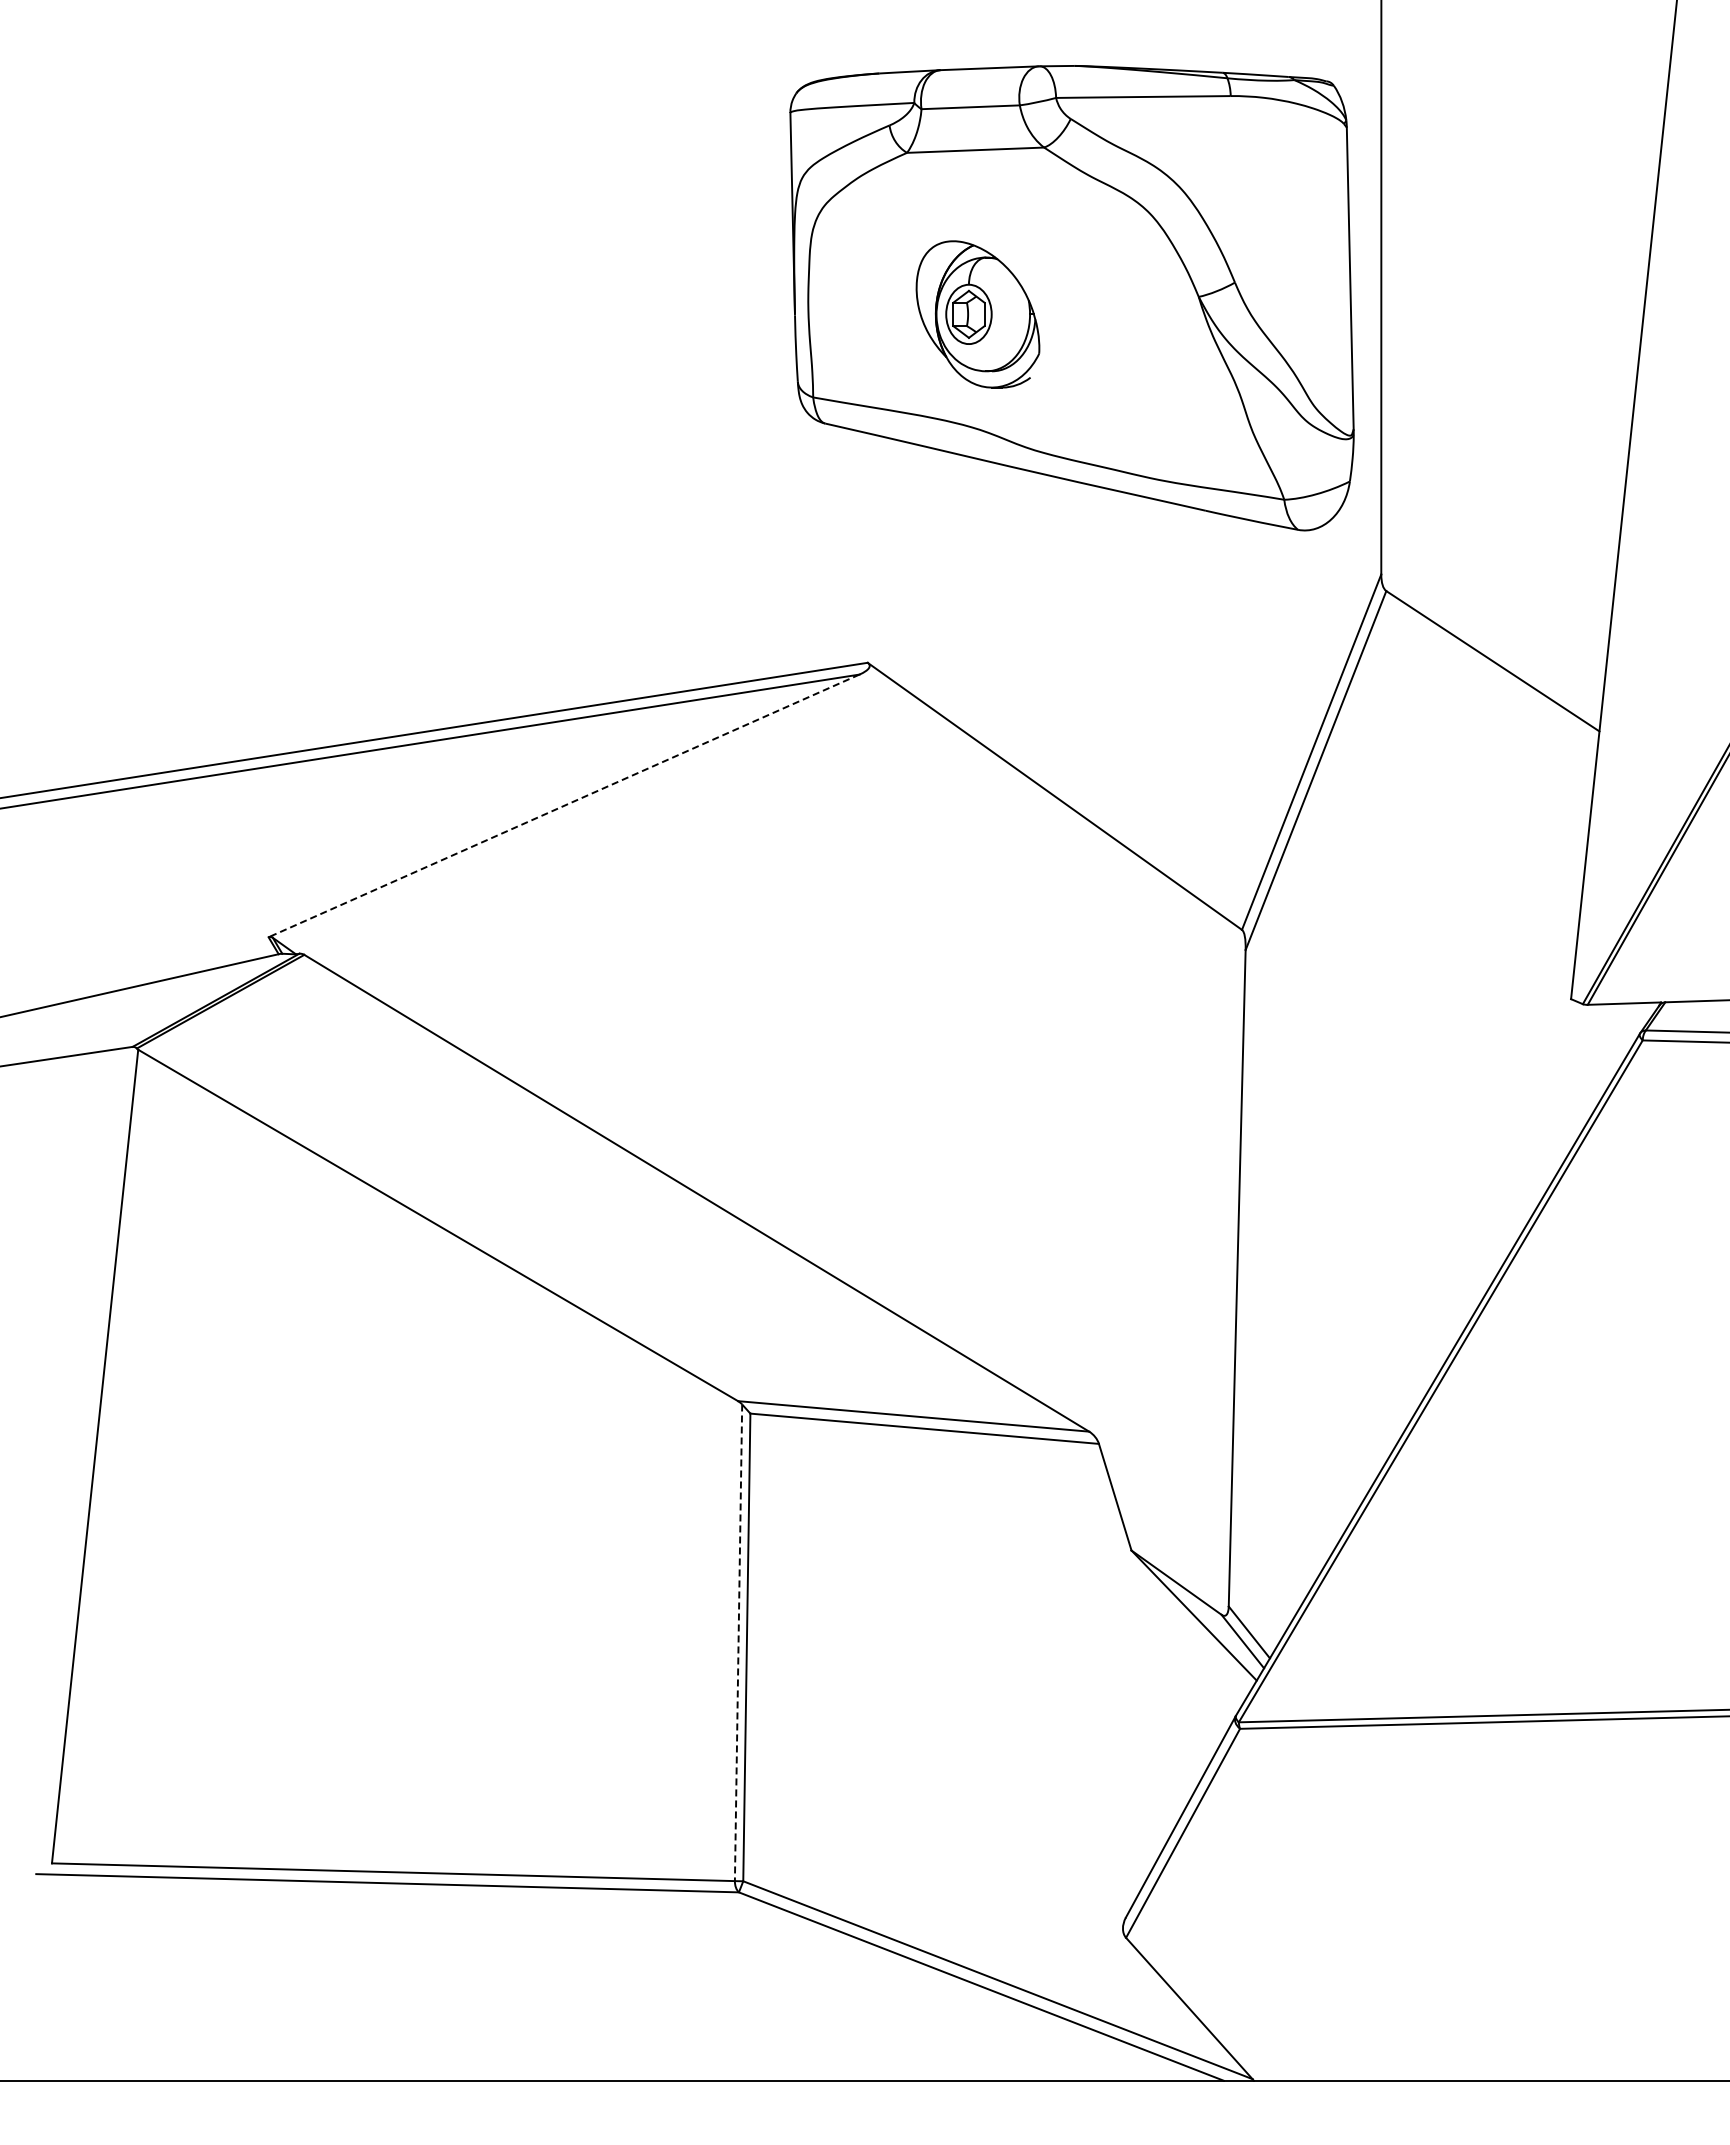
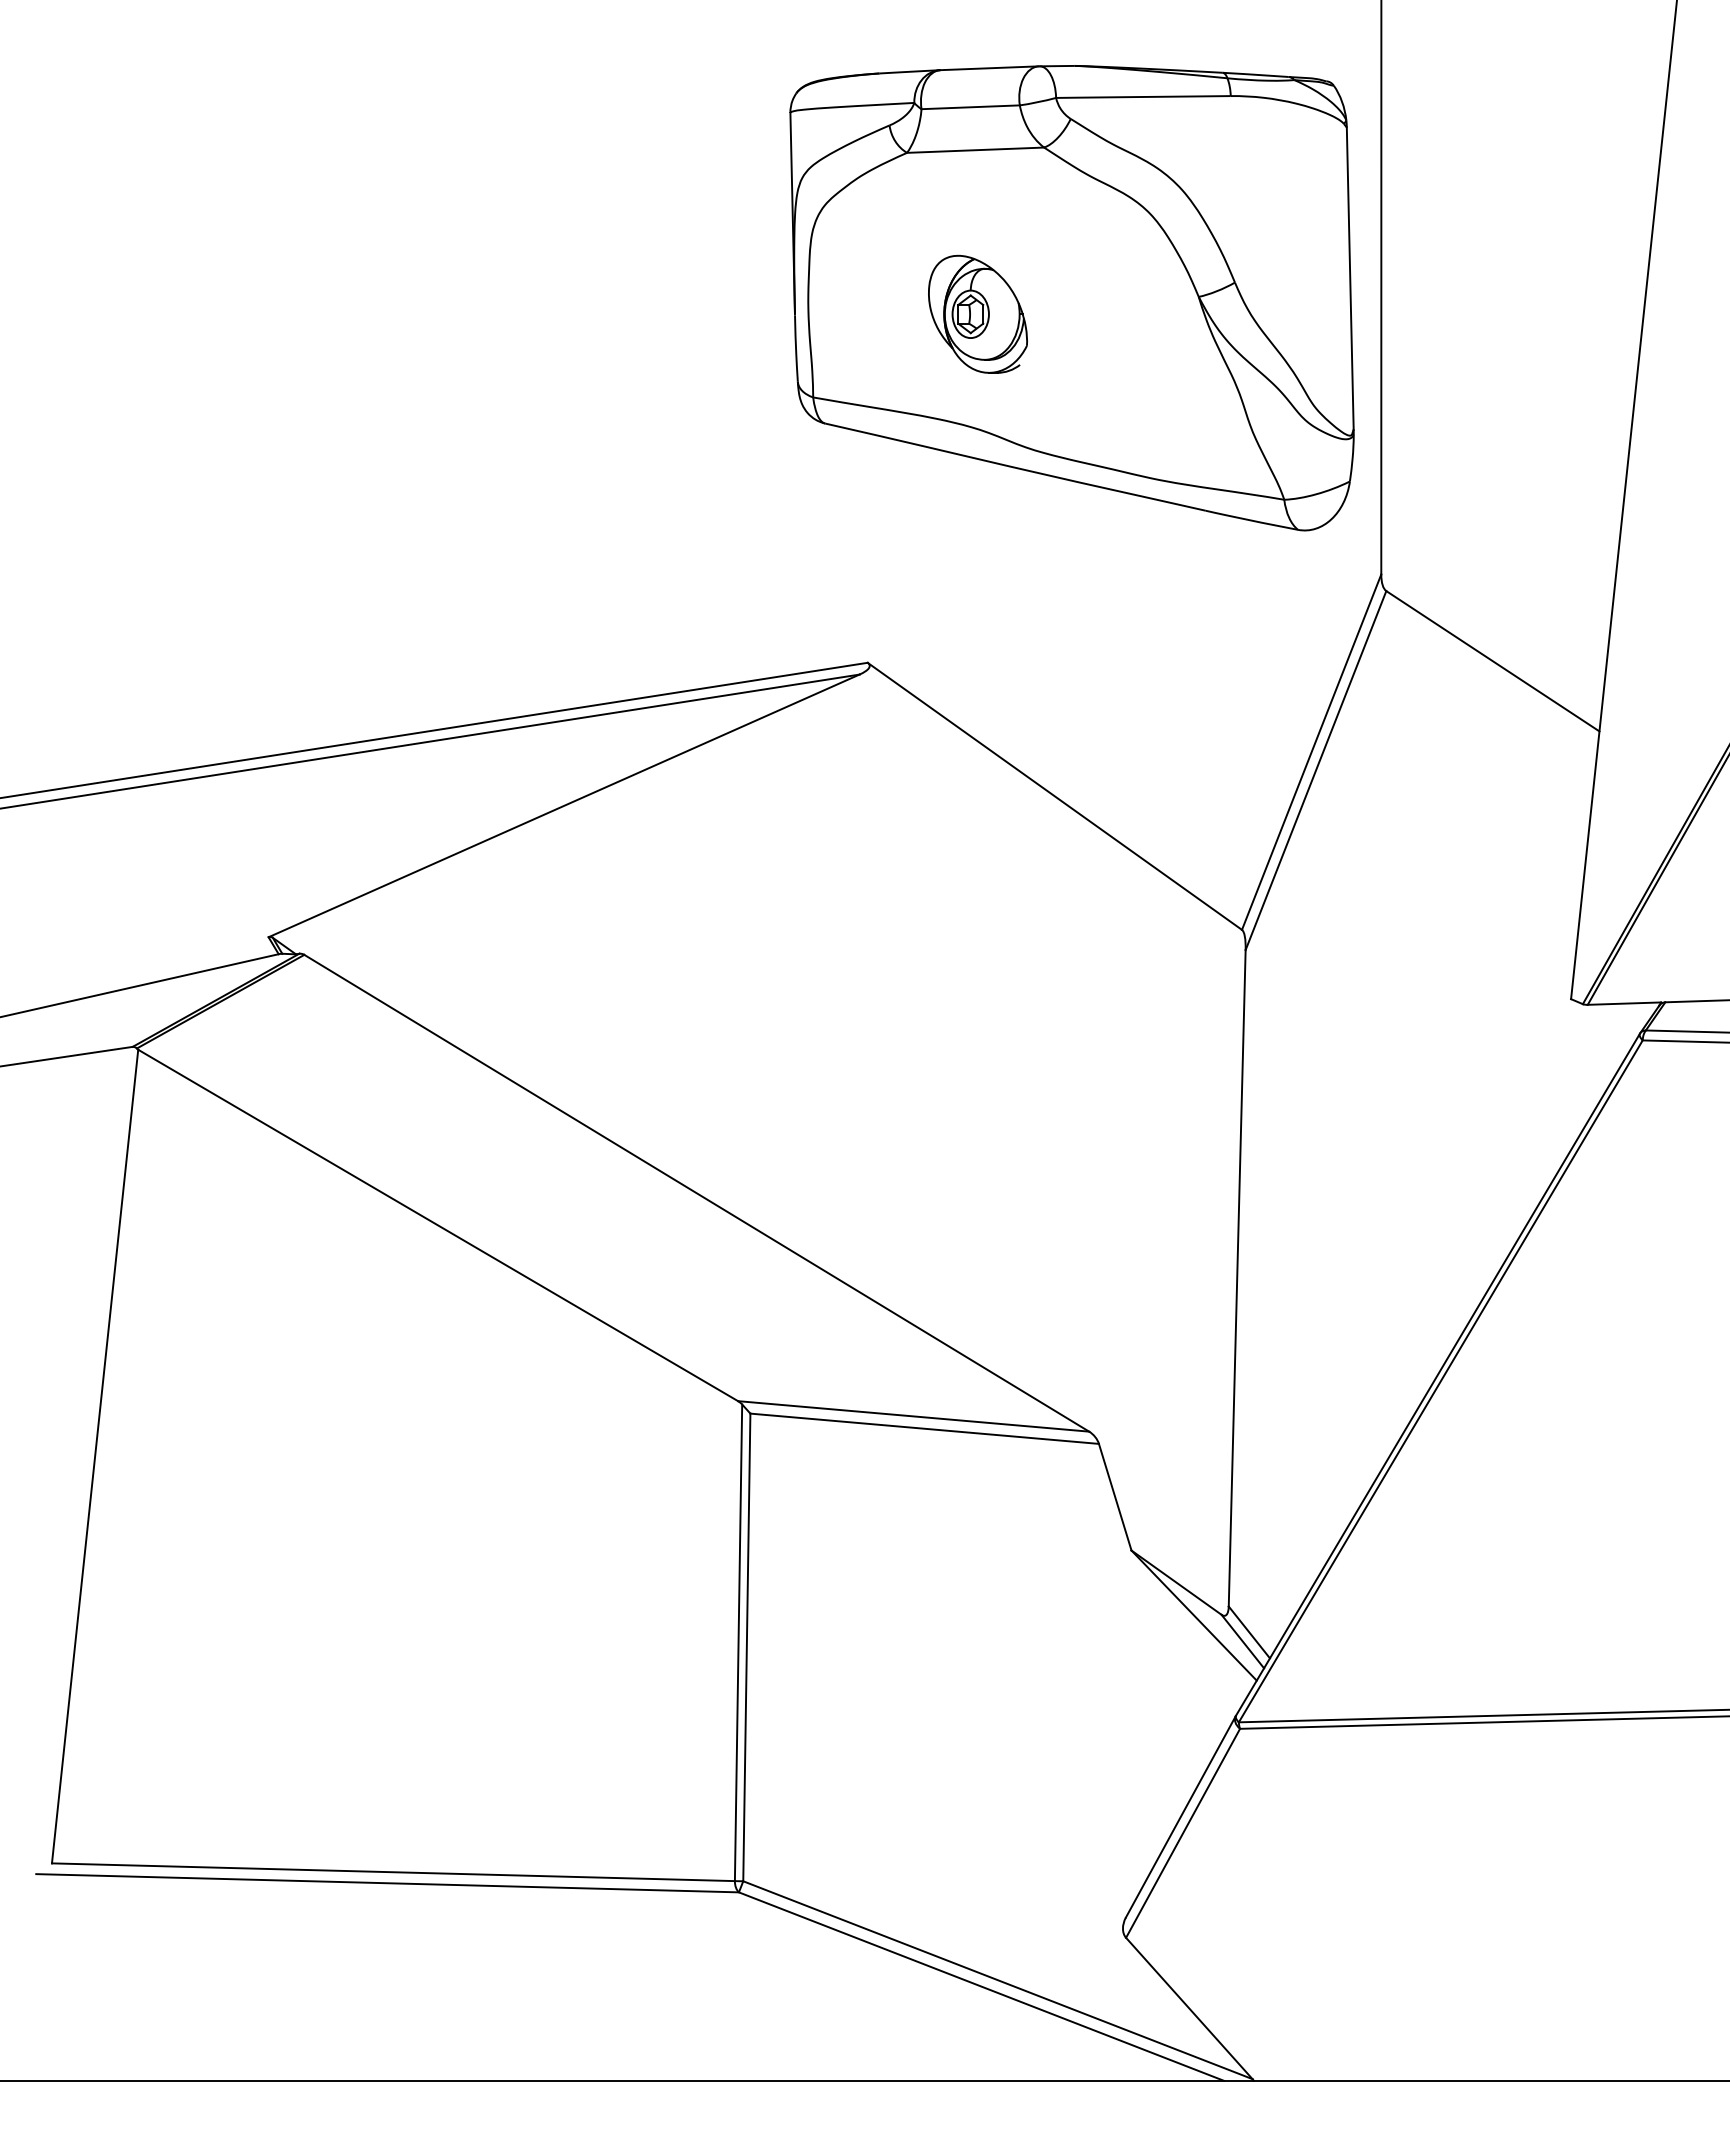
part size: 126x149 px -> 100x120 px (977, 313)
line: dashed -> solid (563, 806)
line: dashed -> solid (738, 1643)
